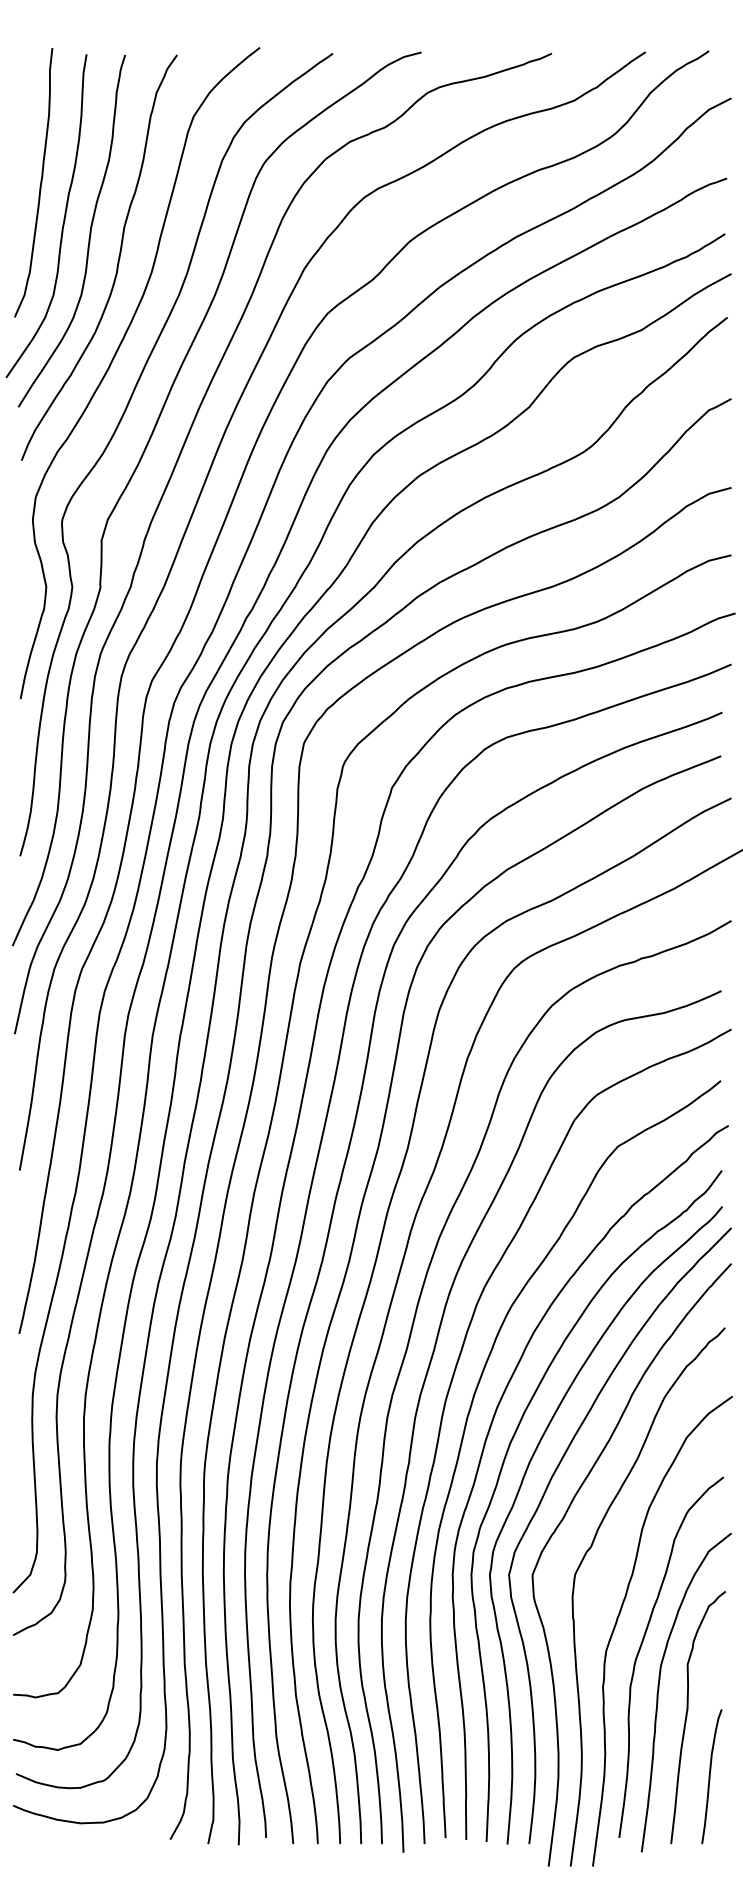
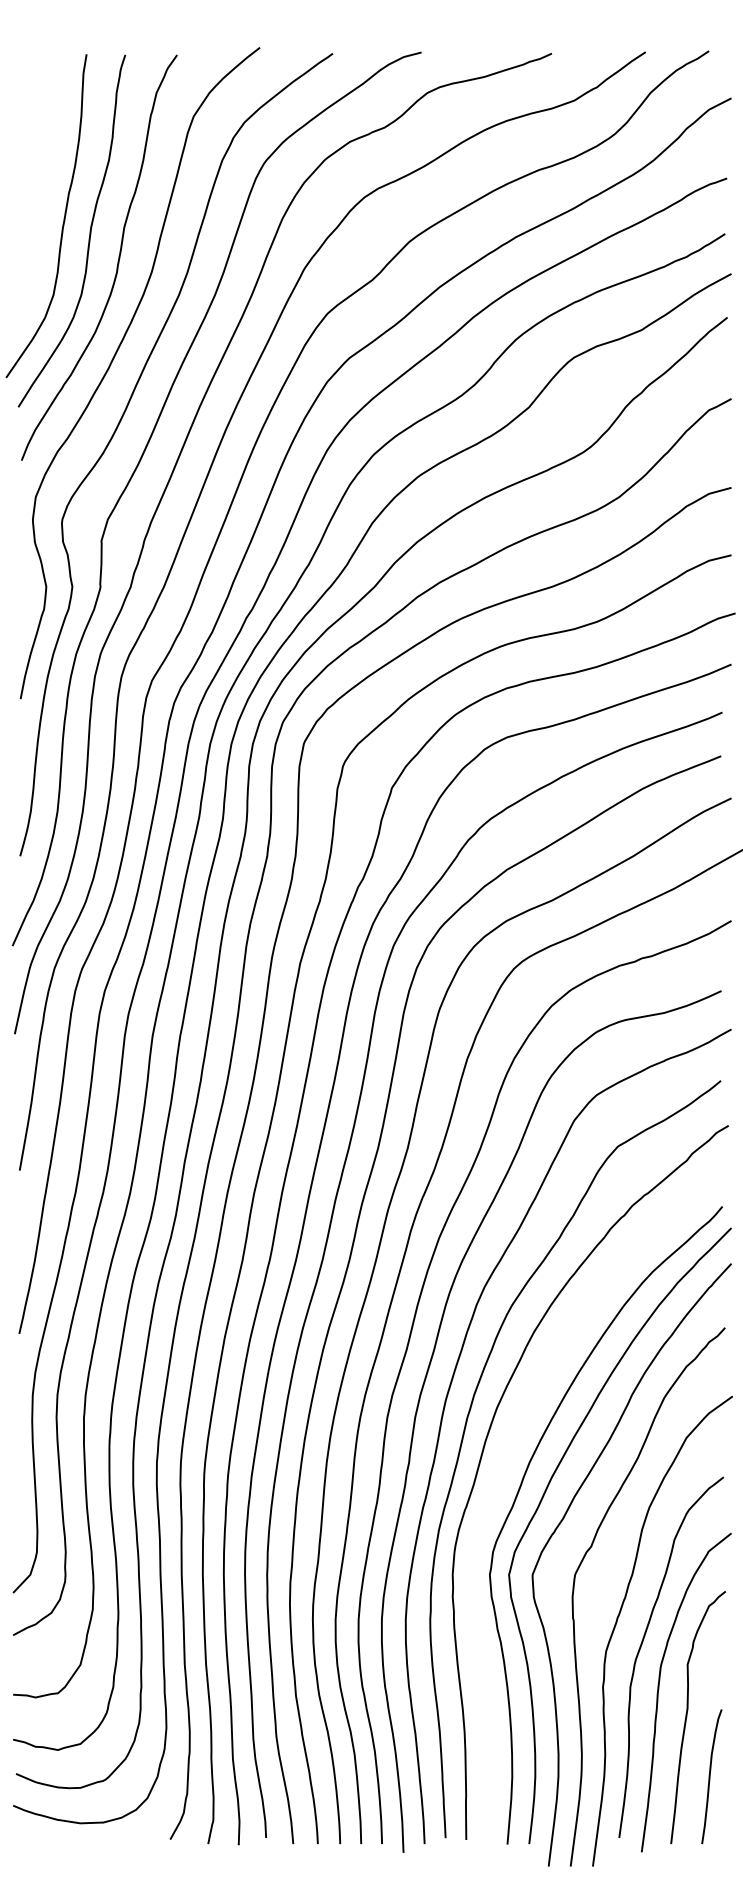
curve: present -> none (40, 182)
curve: present -> none (499, 1479)
